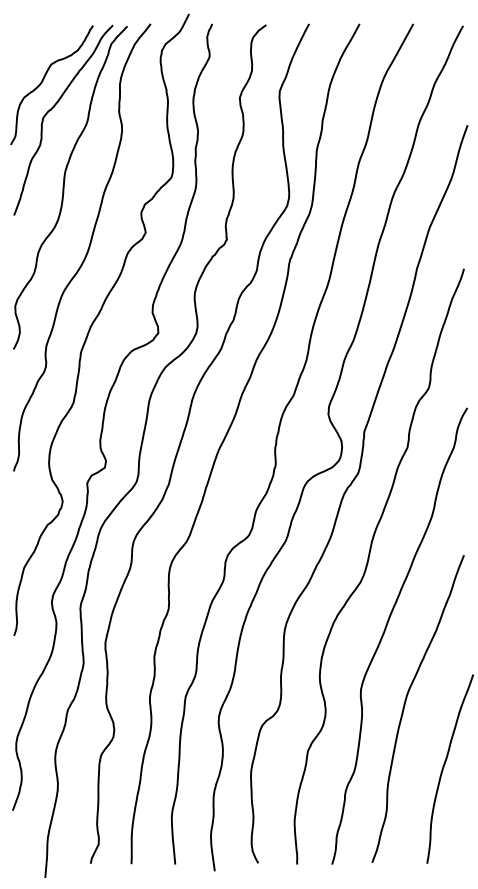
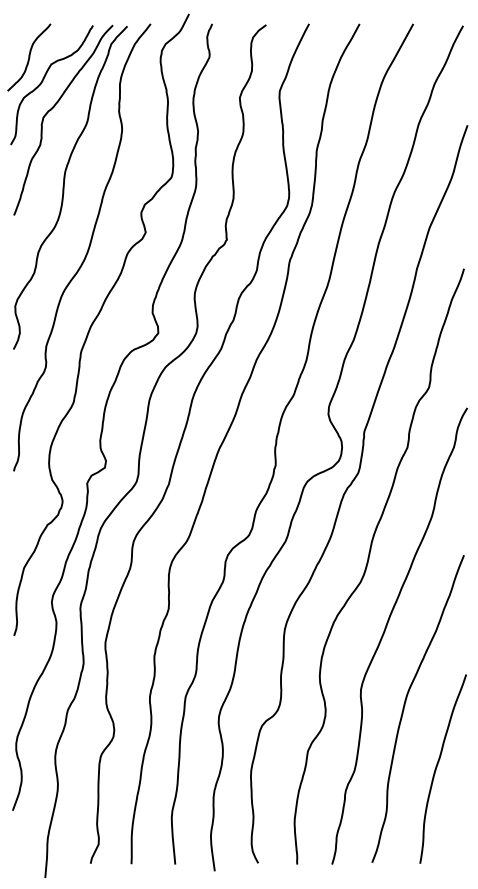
curve: none -> present (29, 57)
curve position: (444, 767) -> (437, 767) (437, 767)
